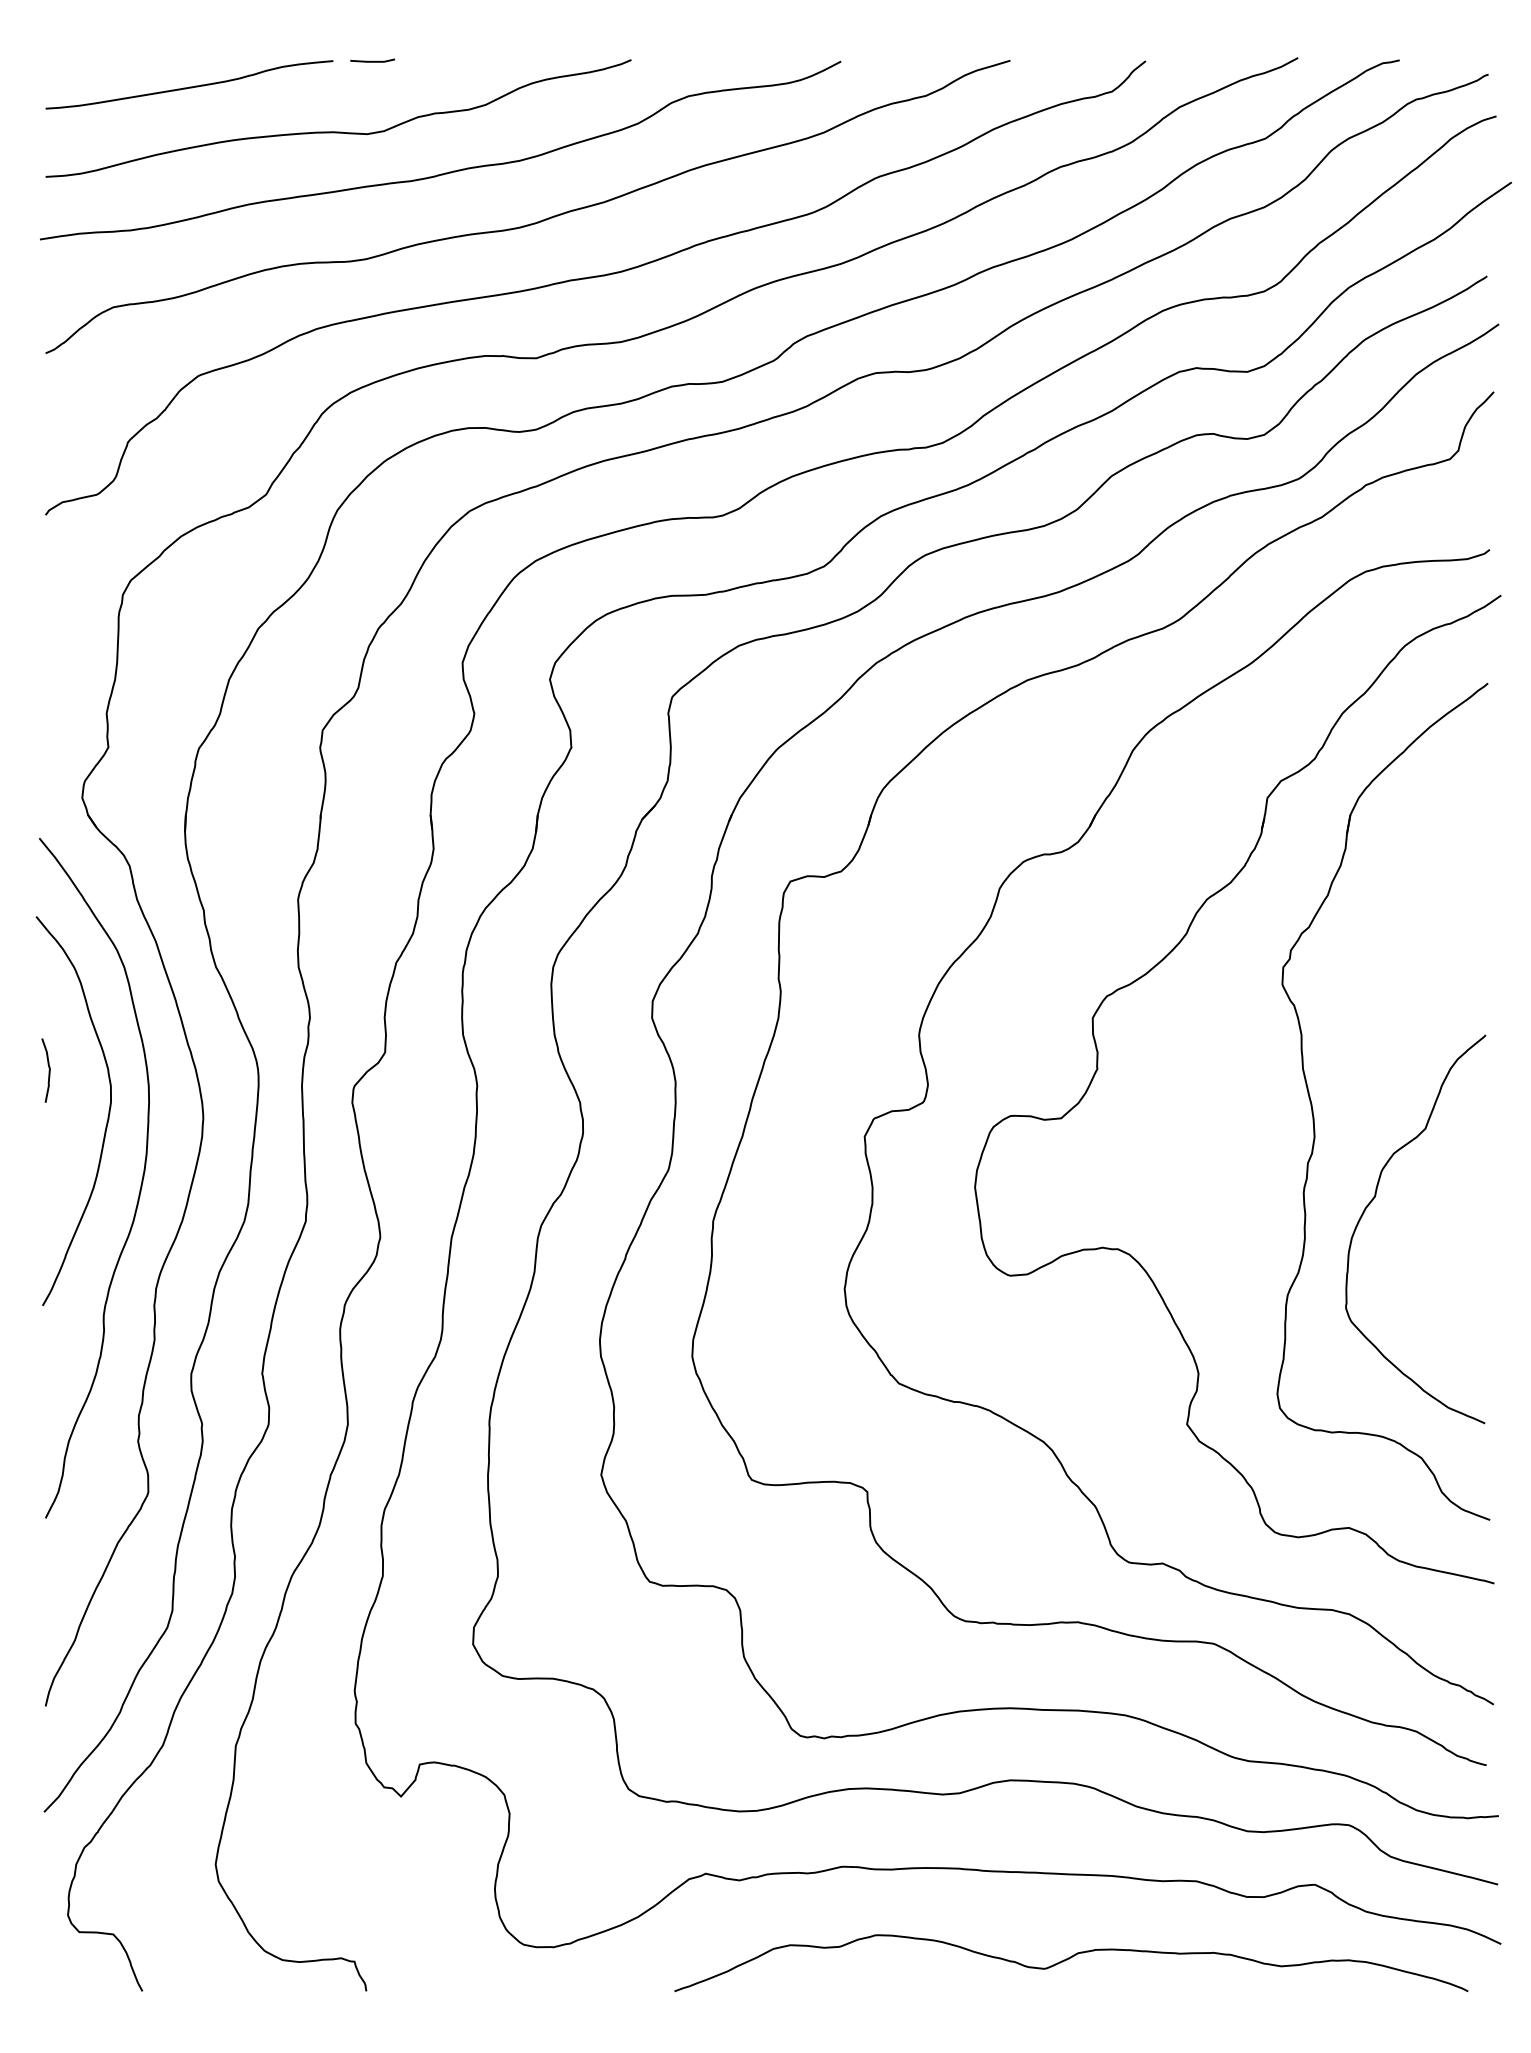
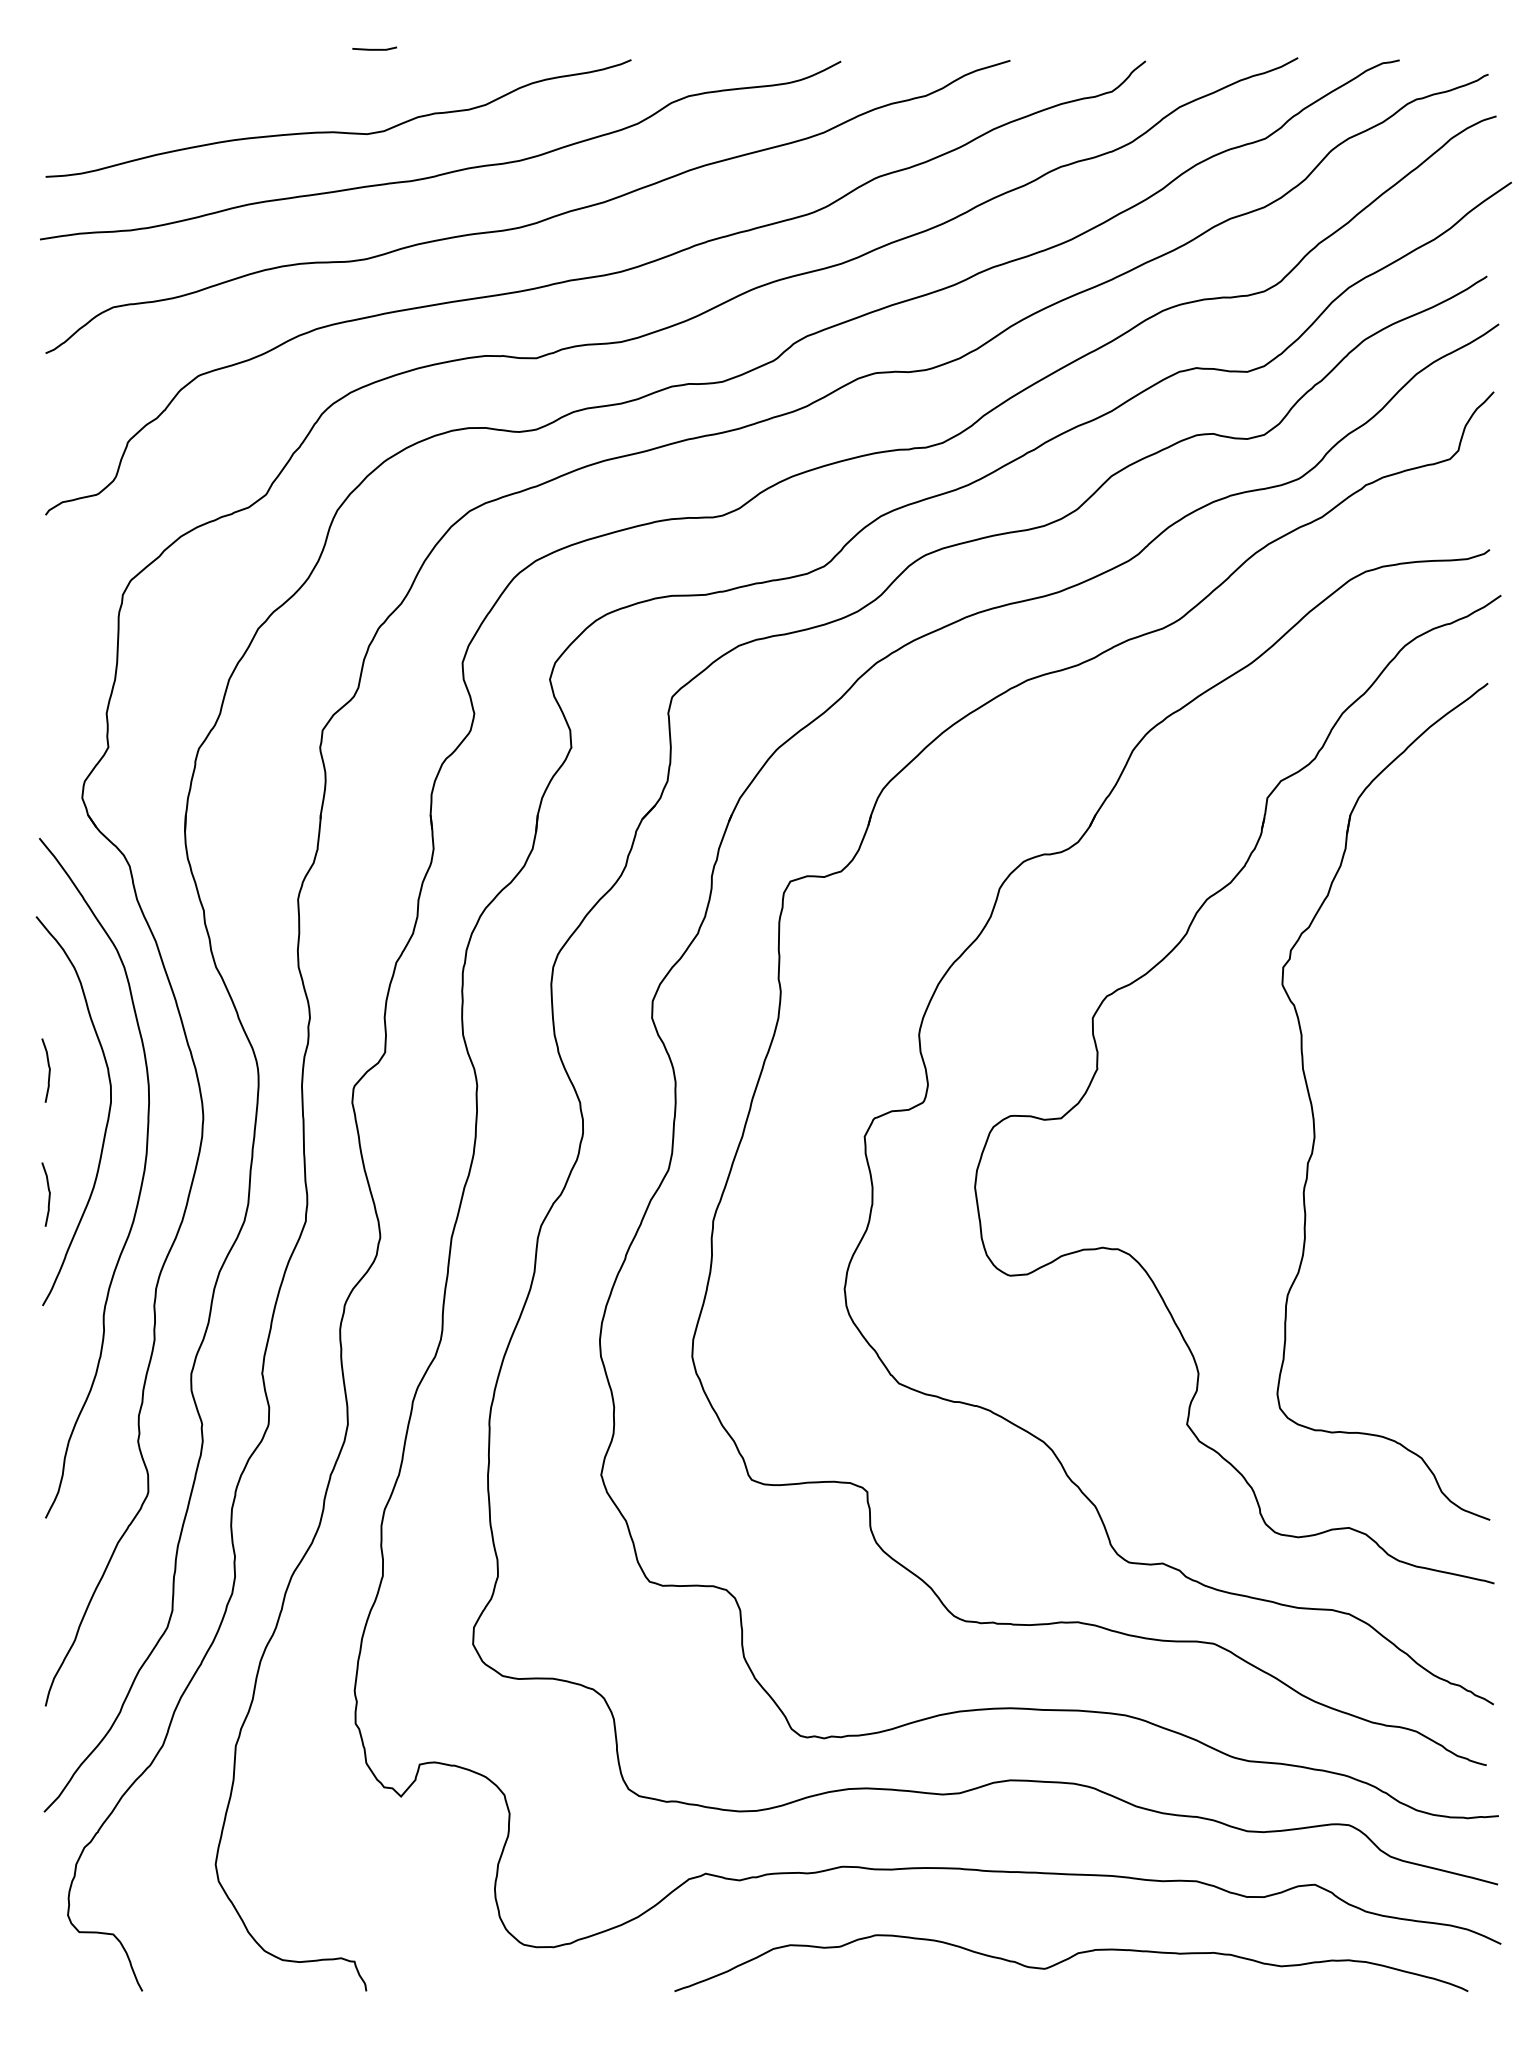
line position: (372, 60) -> (374, 48) (374, 48)
curve: present -> none (189, 86)
curve: none -> present (48, 1194)
curve: present -> none (1373, 1200)
